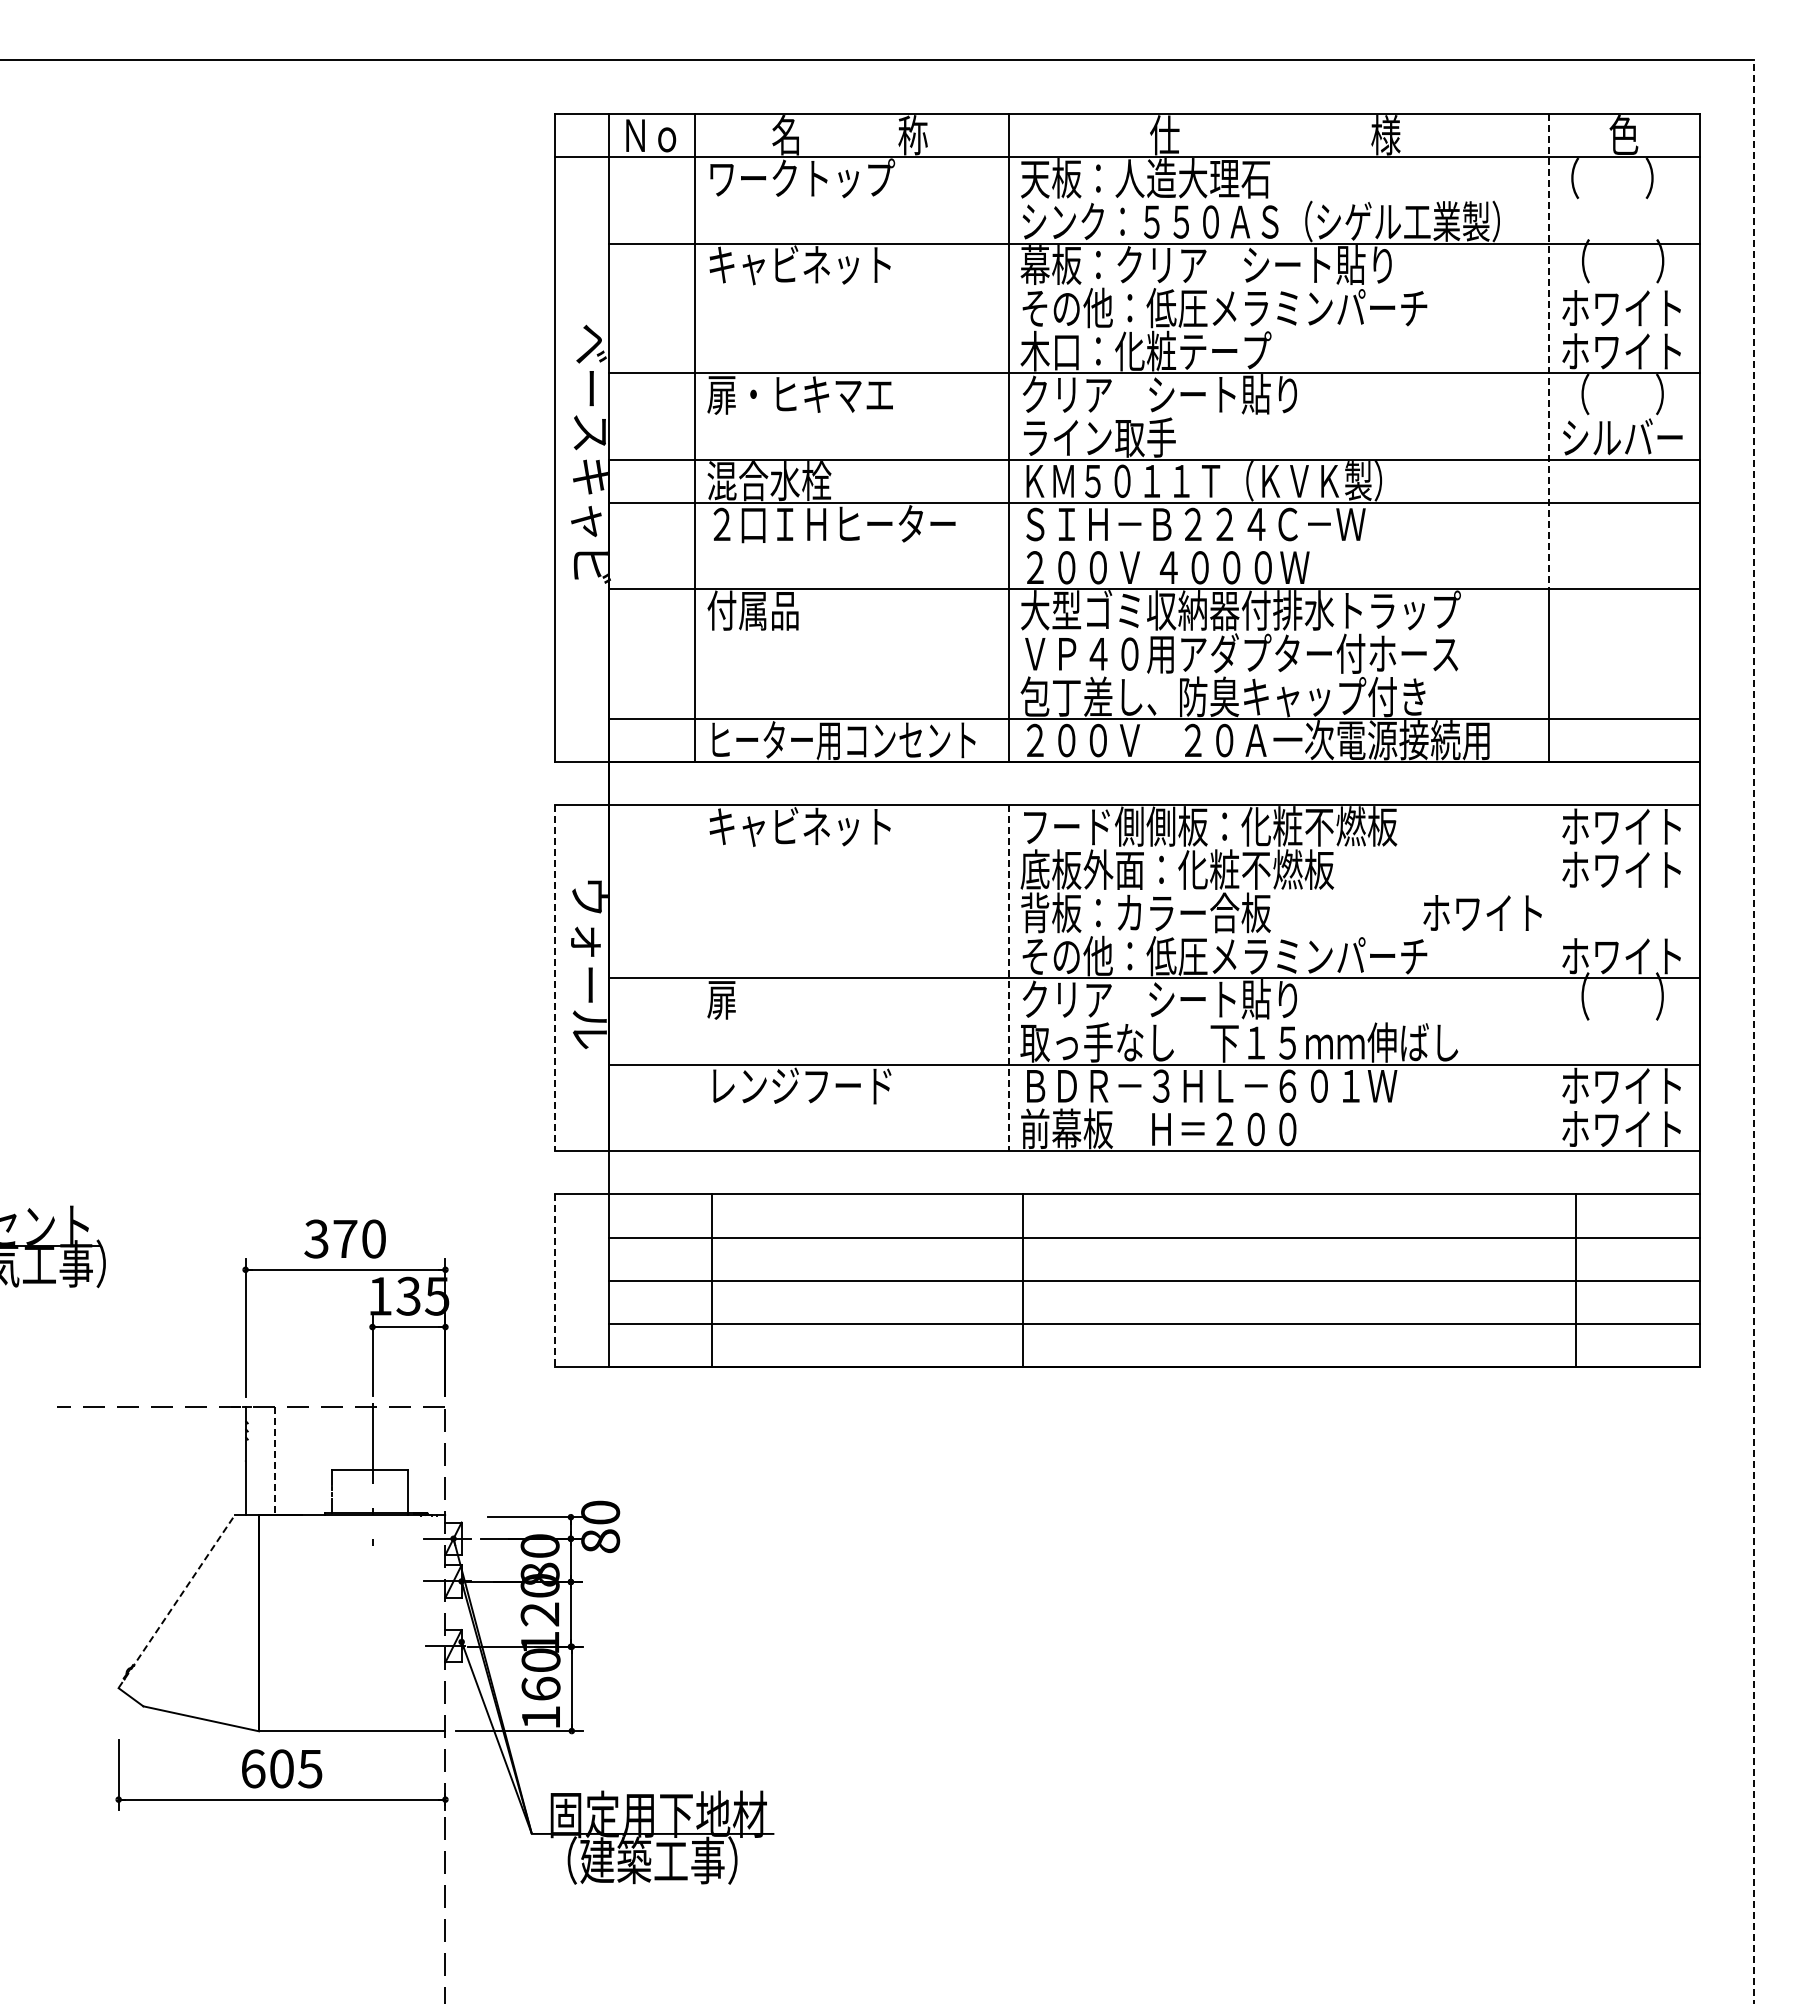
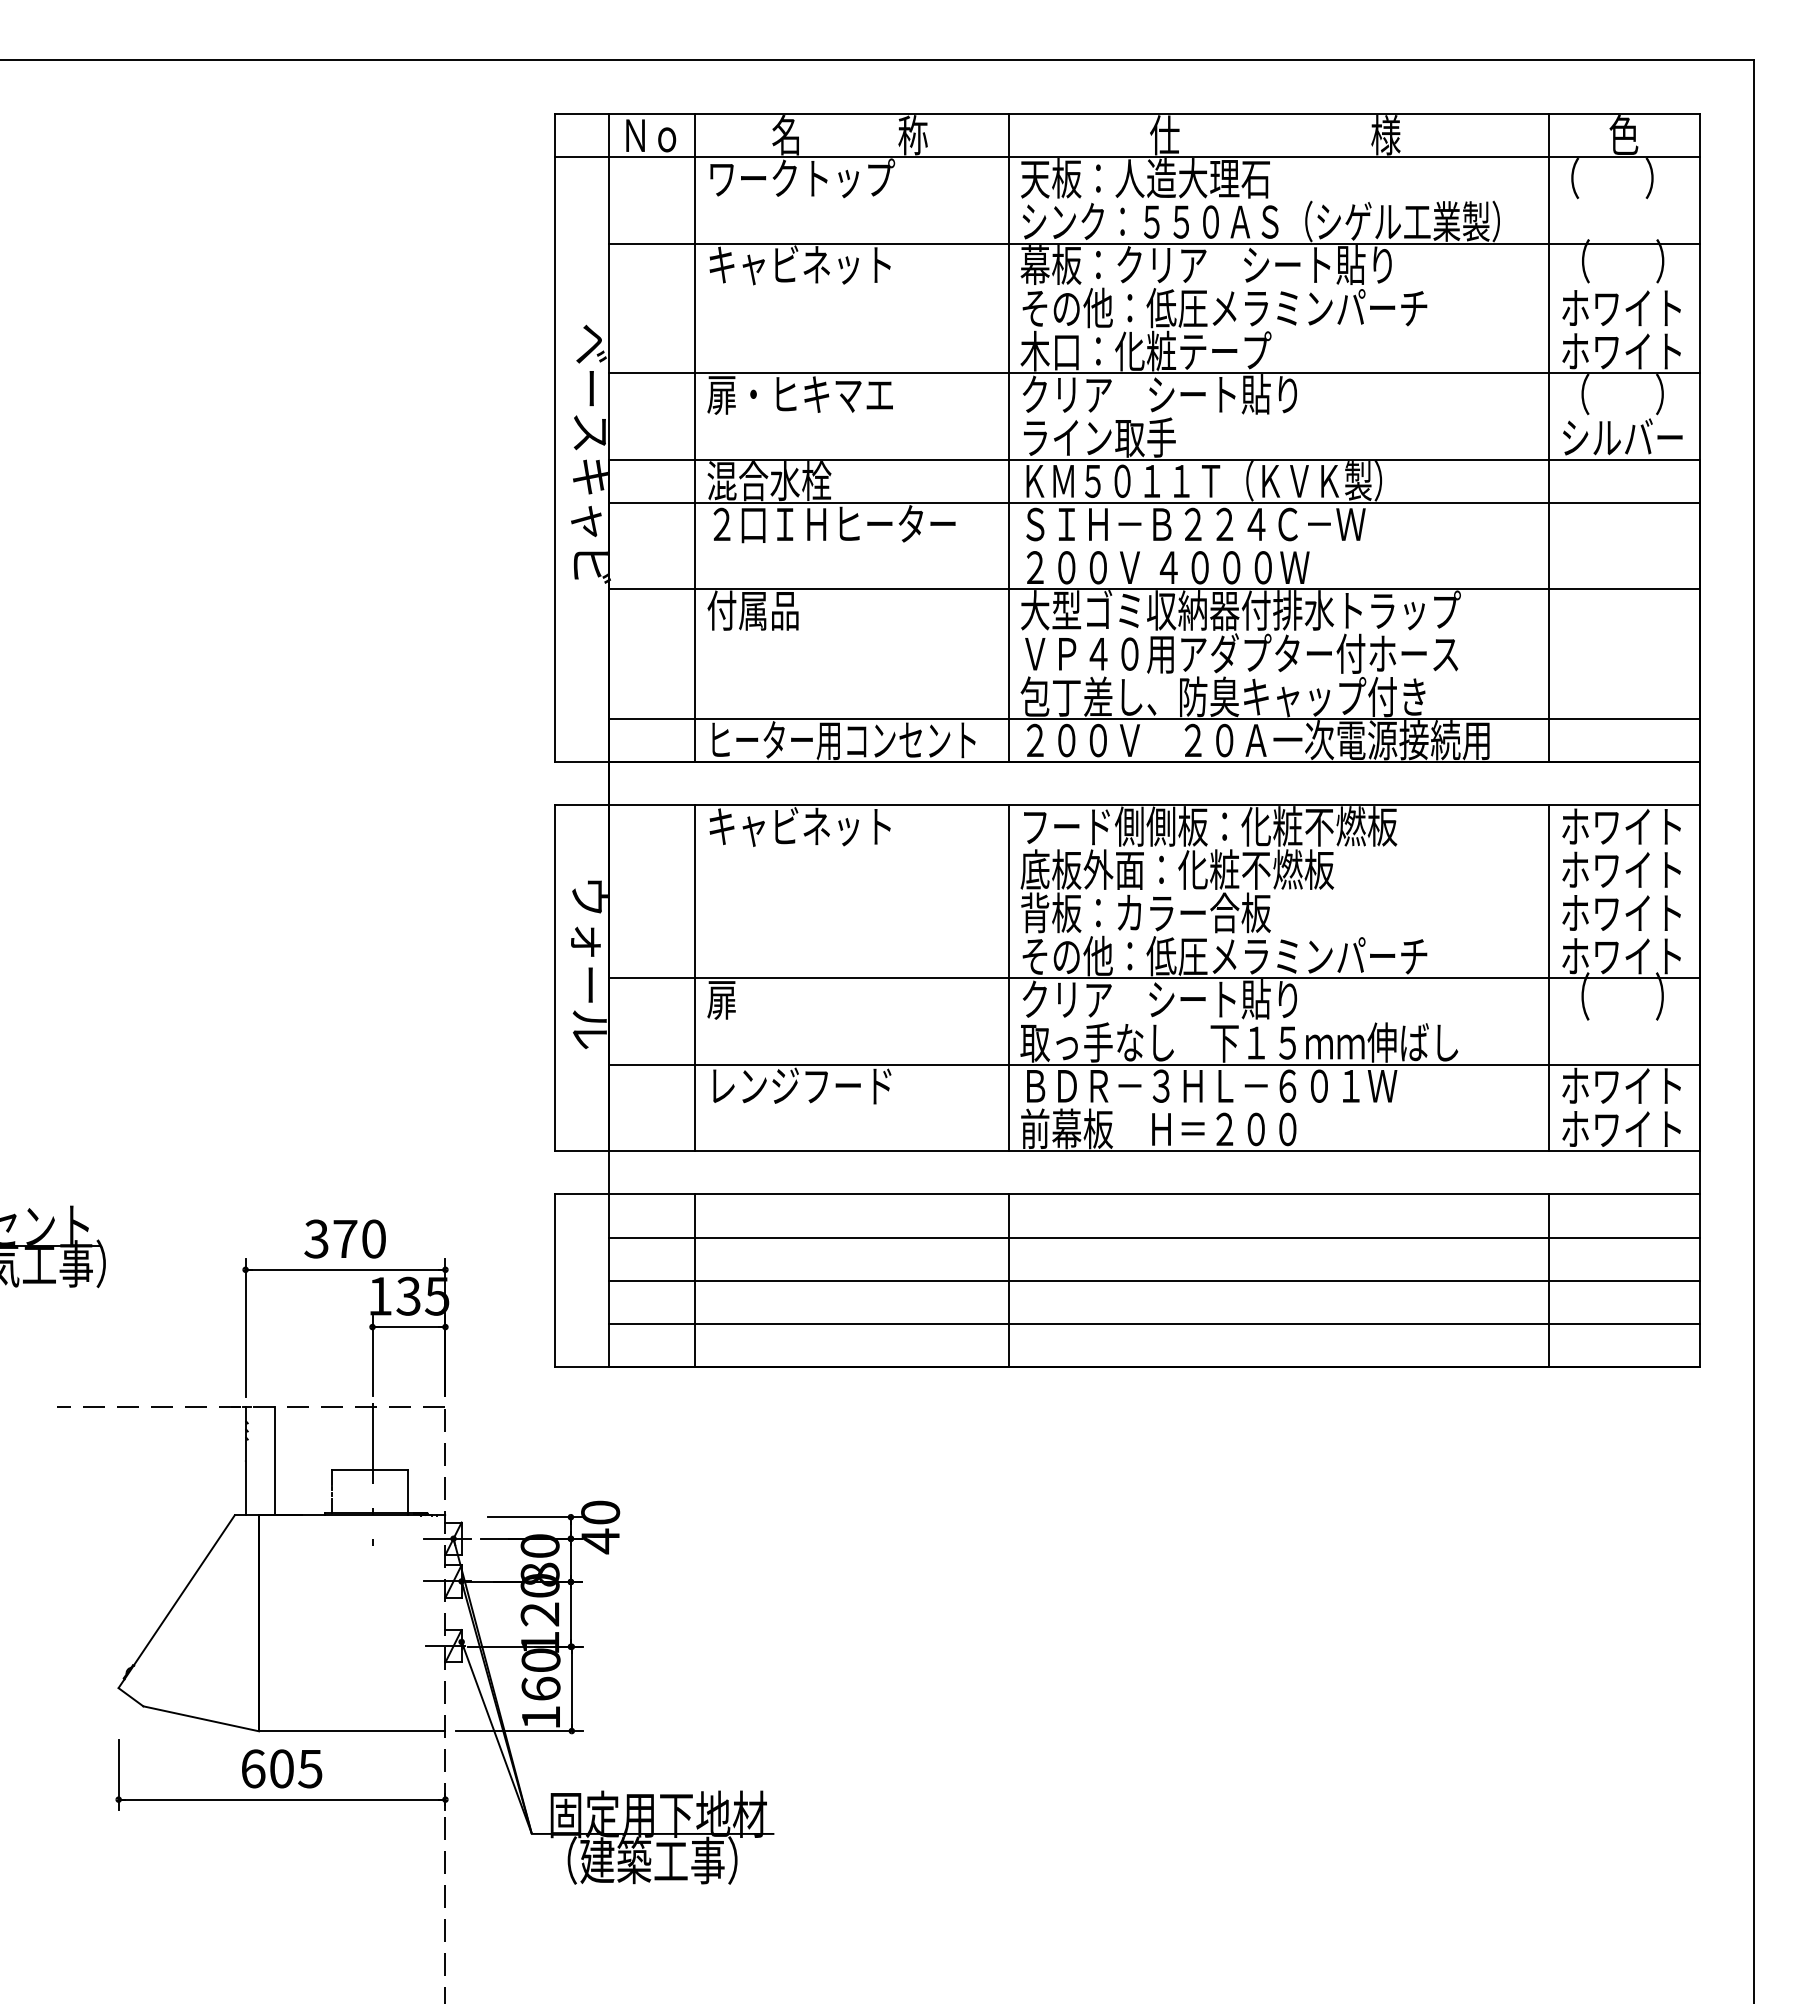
line: dashed -> solid (1548, 351)
text position: (1482, 912) -> (1621, 912) (1621, 912)
line: dashed -> solid (554, 978)
line: none -> present (695, 978)
line: dashed -> solid (1008, 978)
line: none -> present (1548, 978)
line: dashed -> solid (1753, 1031)
line position: (712, 1280) -> (695, 1280) (695, 1280)
line position: (1022, 1280) -> (1008, 1280) (1008, 1280)
line position: (1575, 1280) -> (1548, 1280) (1548, 1280)
line: dashed -> solid (554, 1281)
line: dashed -> solid (275, 1461)
text: 80 -> 40 (600, 1541)
line: dashed -> solid (176, 1601)
